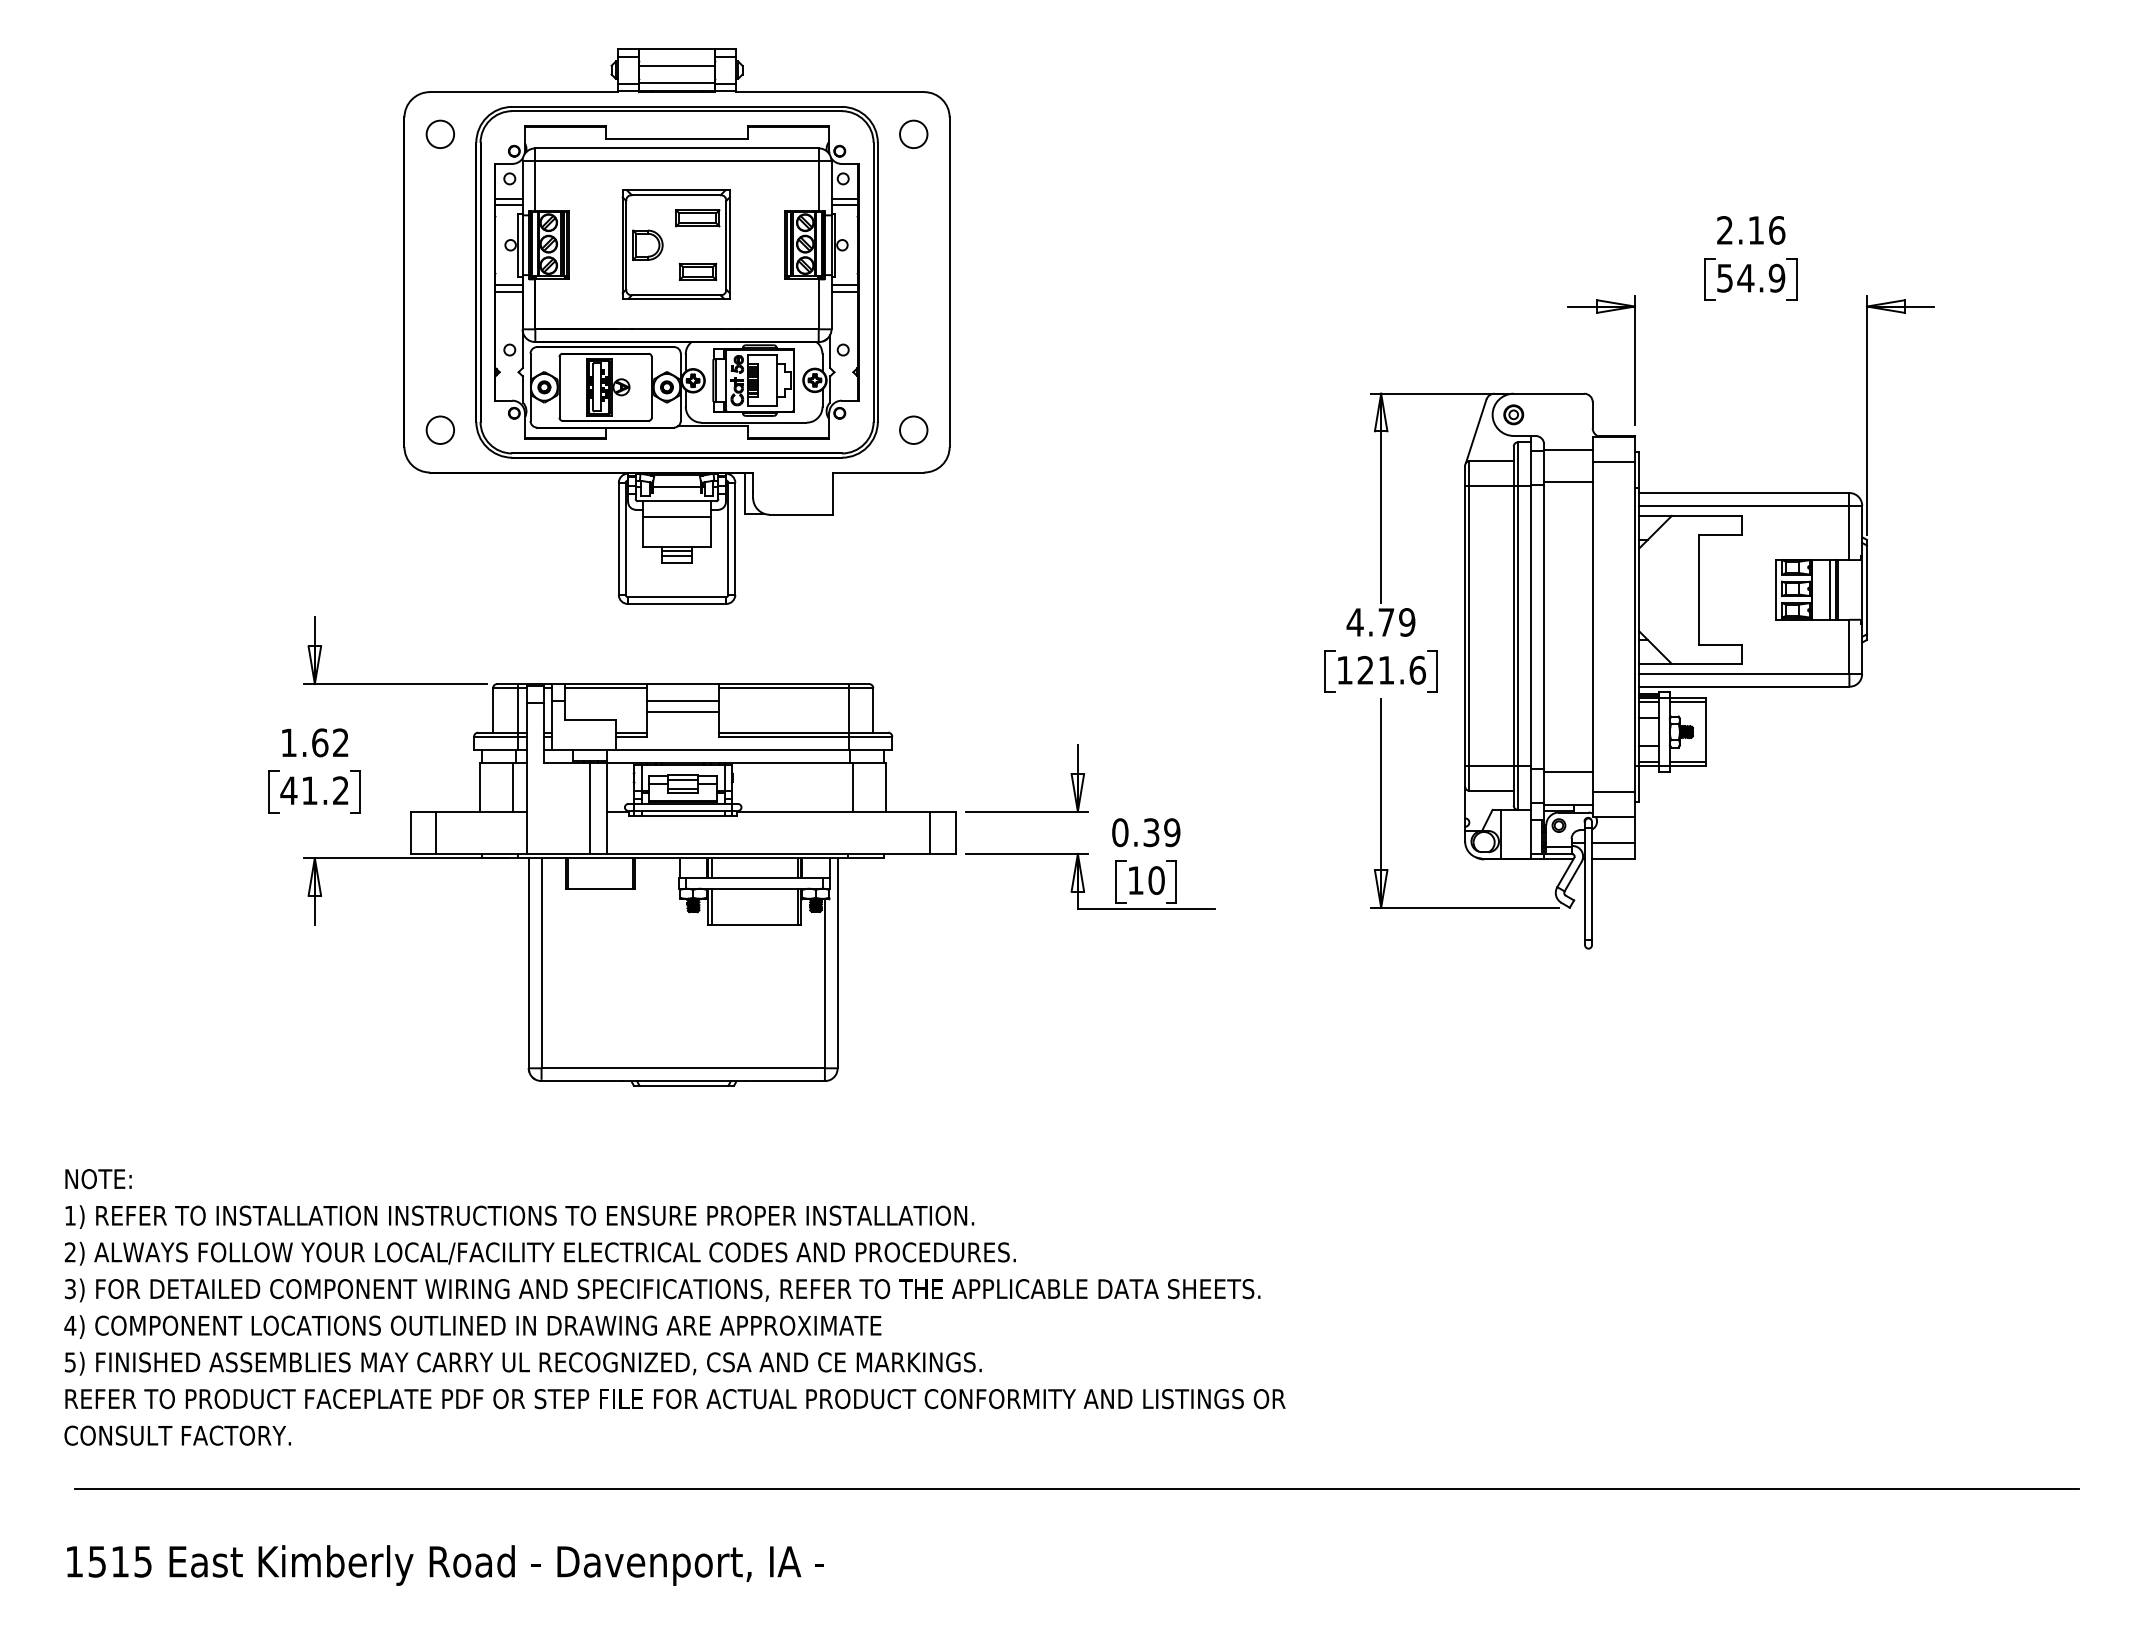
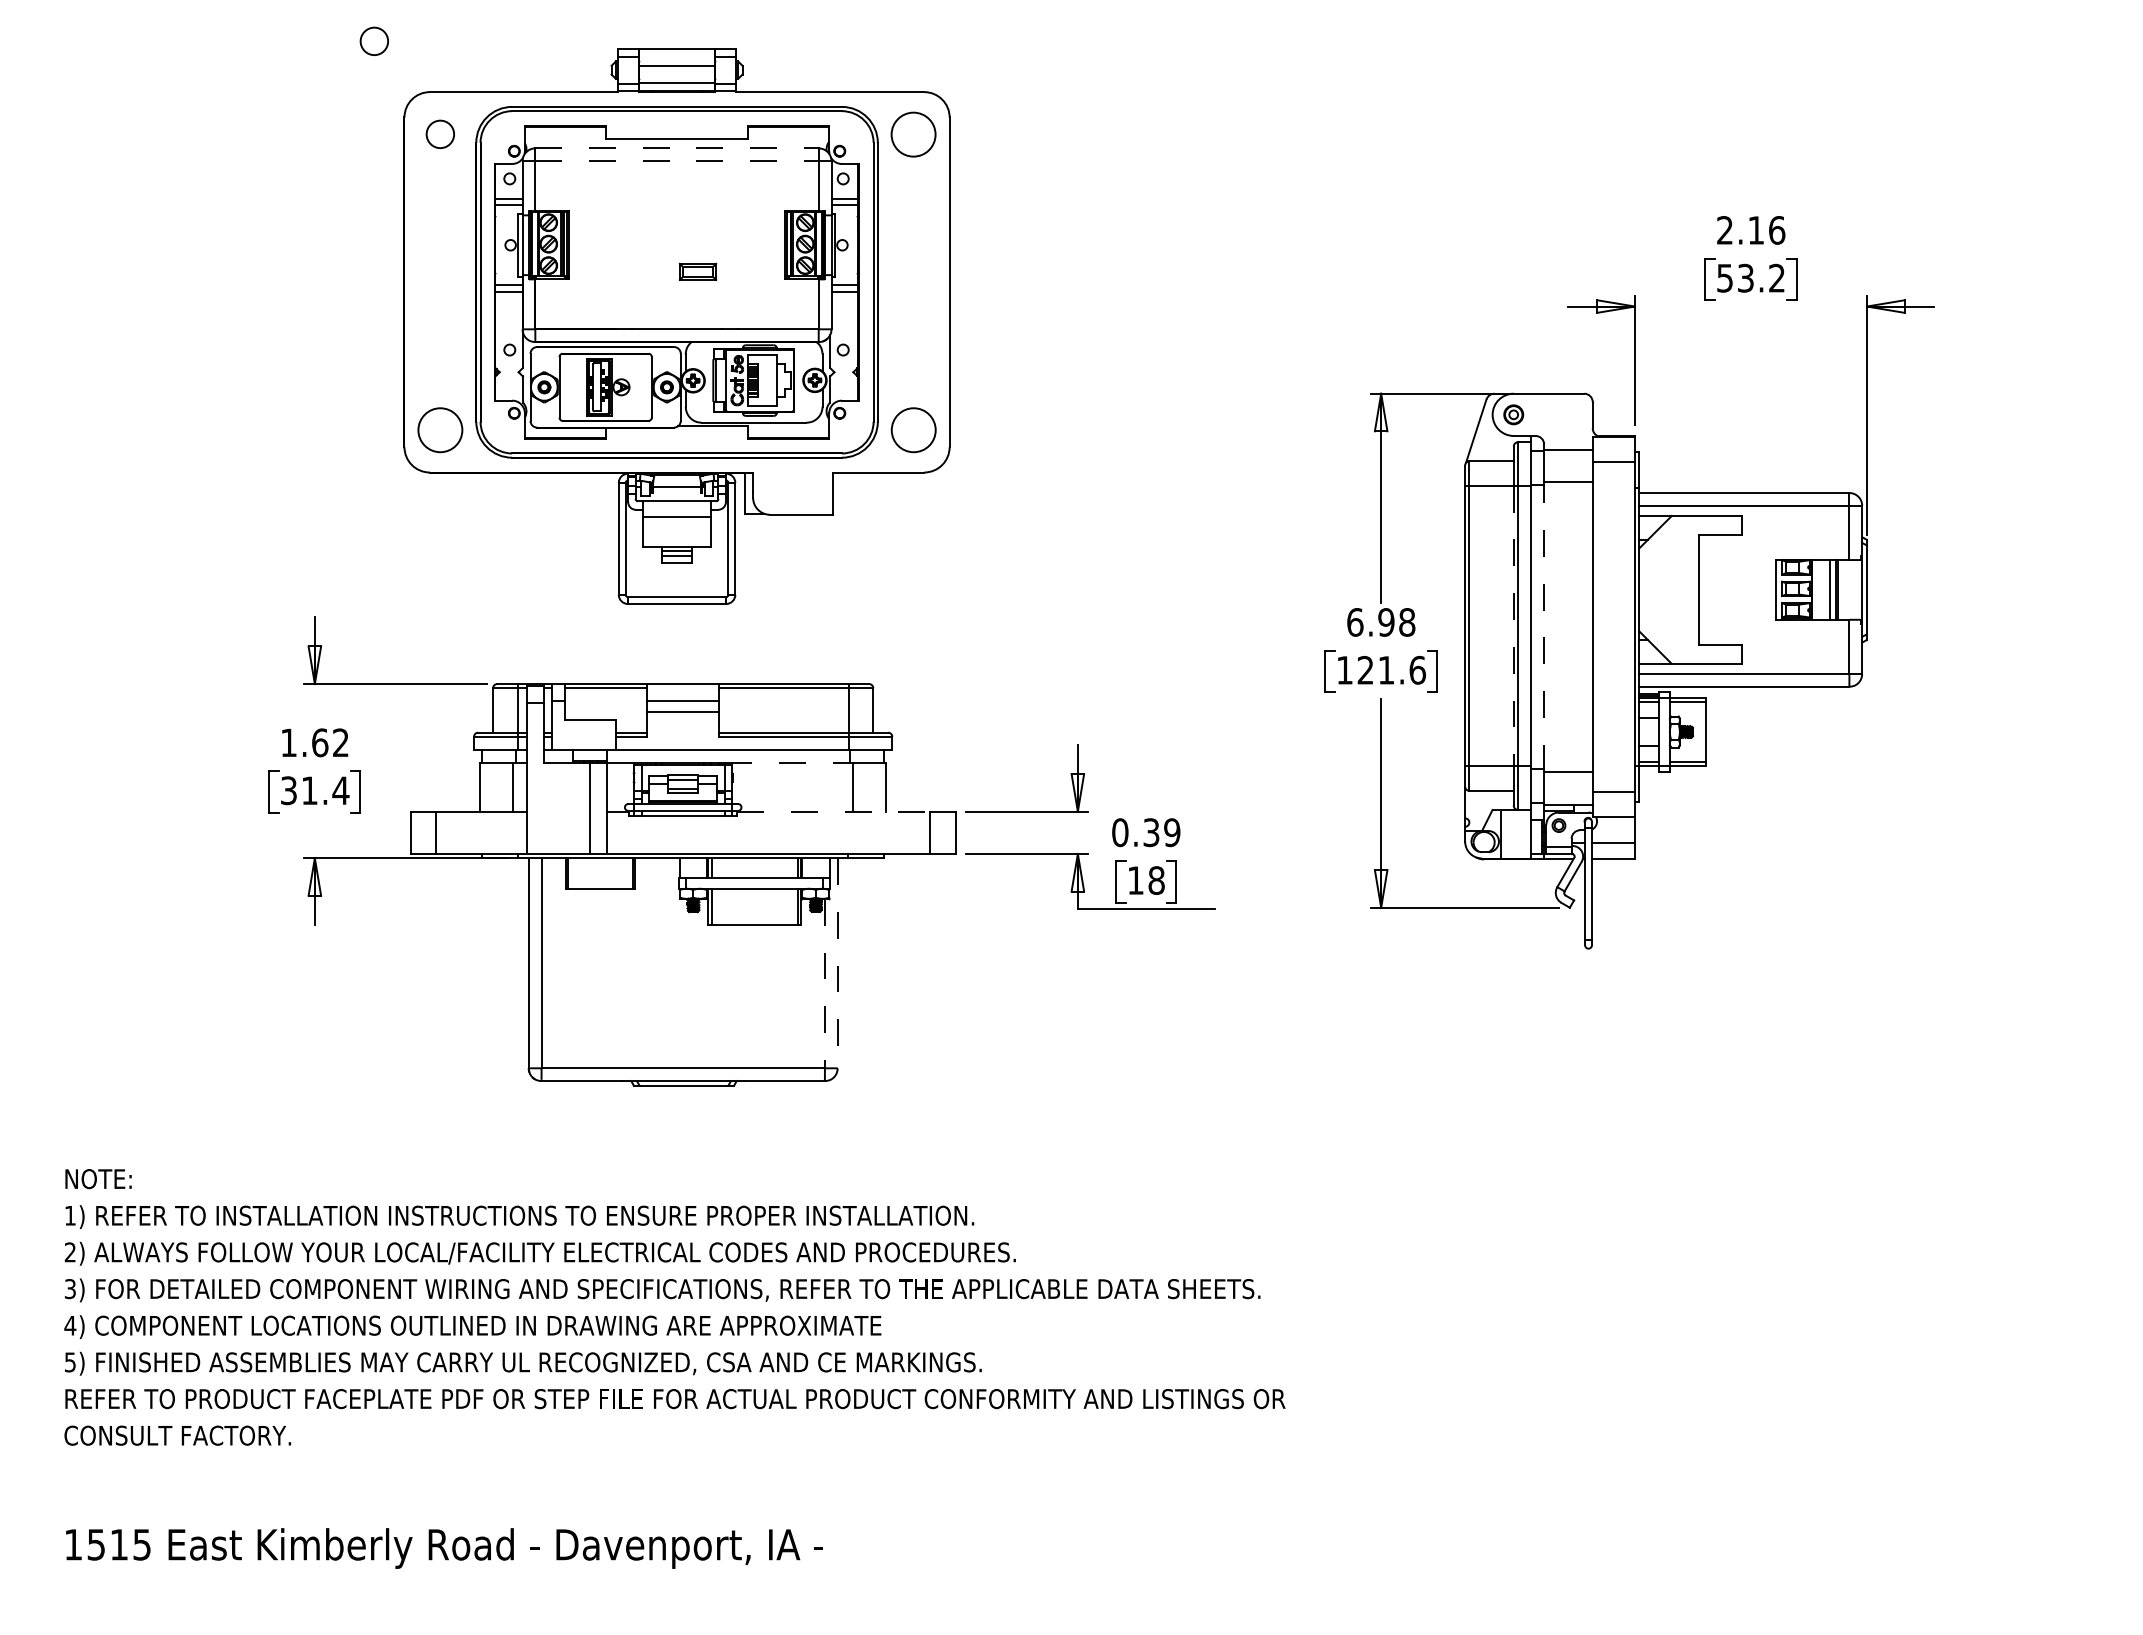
circle: none -> present (373, 40)
circle size: 30x30 px -> 47x47 px (913, 134)
line: solid -> dashed (677, 148)
line: solid -> dashed (677, 161)
part: present -> none (675, 244)
text: 54.9 -> 53.2 (1761, 277)
circle diameter: 27 px -> 44 px (440, 430)
circle diameter: 27 px -> 44 px (913, 430)
text: 4.79 -> 6.98 (1380, 622)
line: solid -> dashed (1513, 626)
line: solid -> dashed (1544, 627)
line: solid -> dashed (789, 763)
text: 41.2 -> 31.4 (314, 790)
line: solid -> dashed (833, 811)
text: 10 -> 18 (1156, 880)
line: solid -> dashed (837, 963)
line: solid -> dashed (824, 983)
line: present -> none (1076, 1489)
text position: (445, 1565) -> (444, 1548) (444, 1548)
